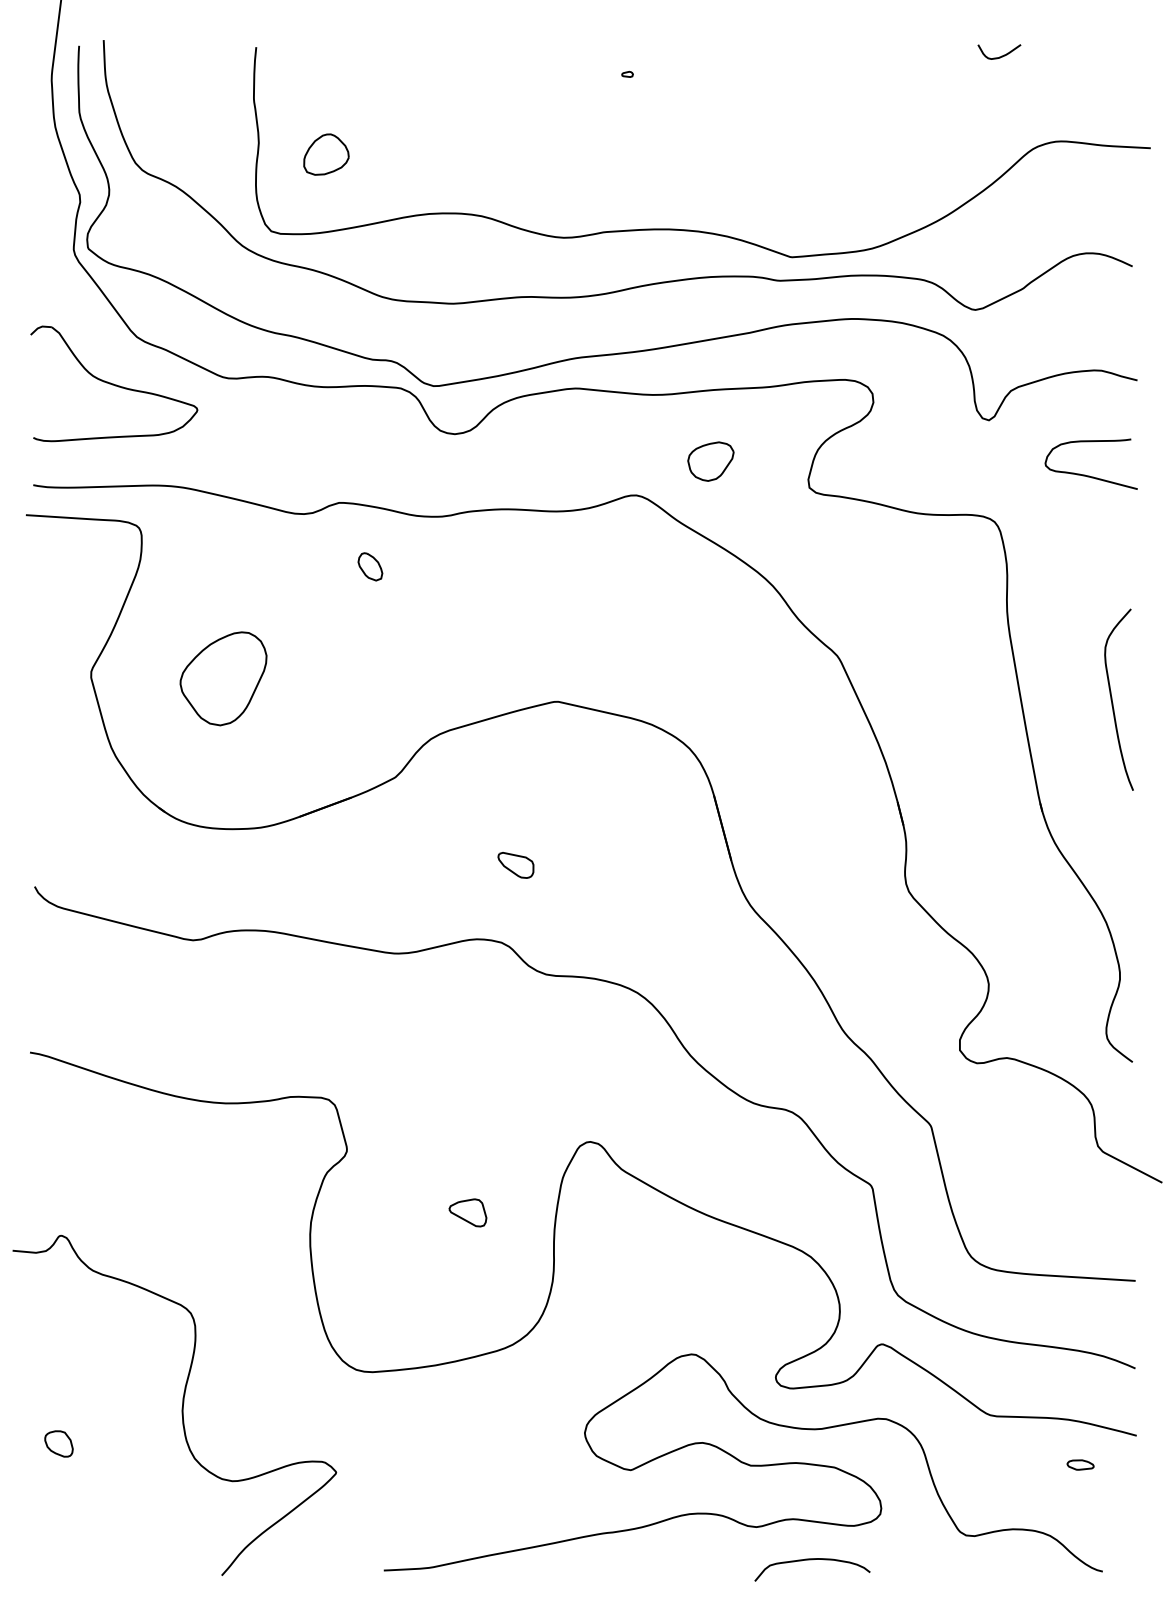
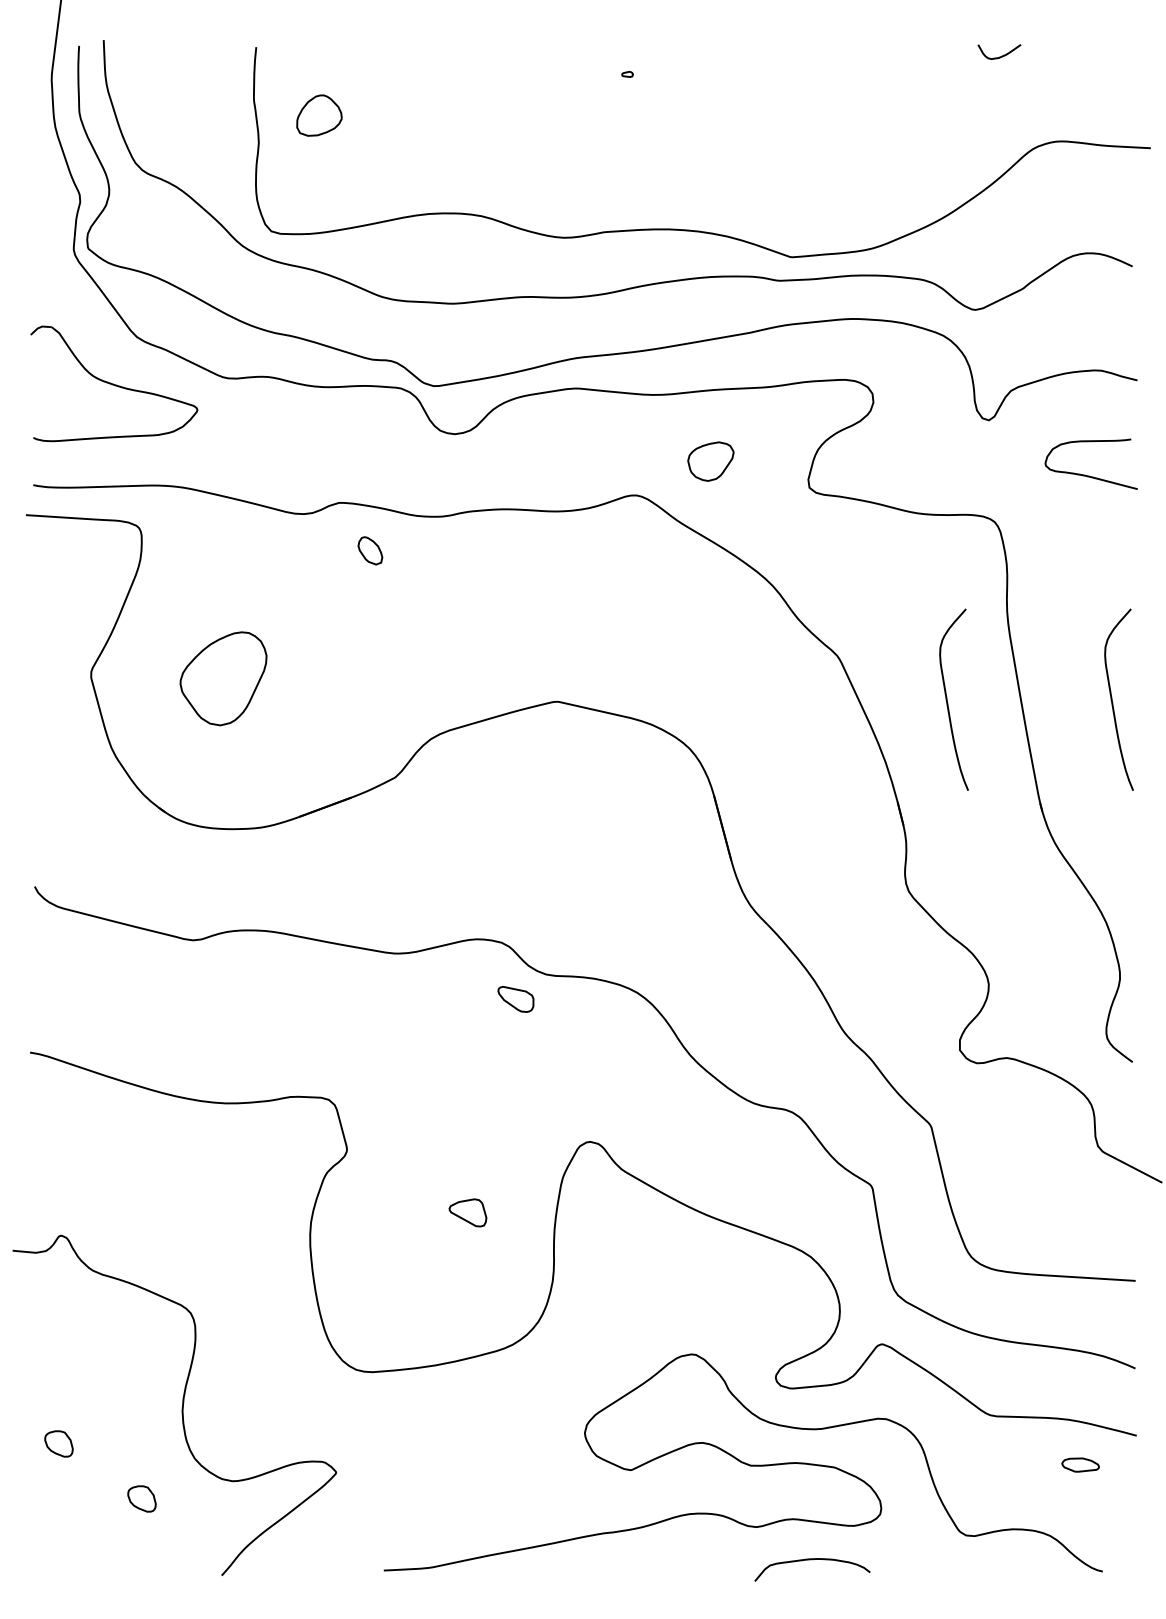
part position: (326, 154) -> (319, 115) (319, 115)
part position: (370, 566) -> (370, 550) (370, 550)
curve: none -> present (947, 699)
part position: (515, 865) -> (515, 999) (515, 999)
part size: 29x12 px -> 39x16 px (1080, 1464)
part: none -> present (141, 1498)
